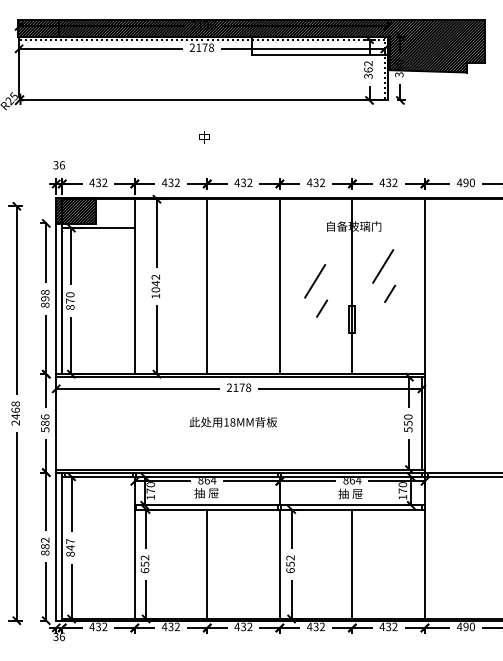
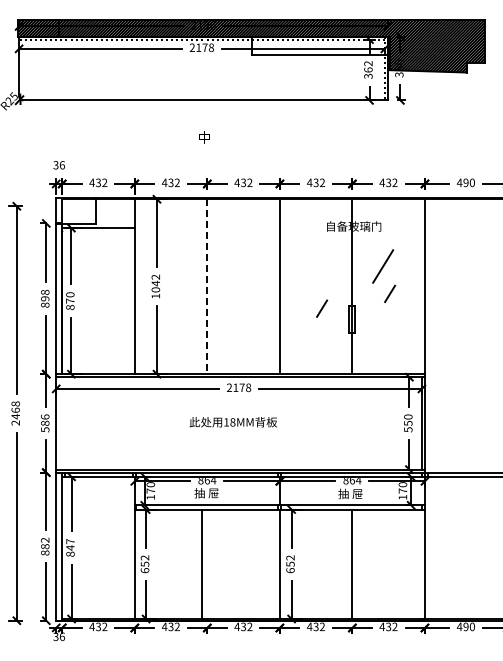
hatch: present -> none (75, 210)
line: present -> none (315, 281)
line: solid -> dashed (207, 287)
line position: (207, 564) -> (202, 564) (202, 564)
